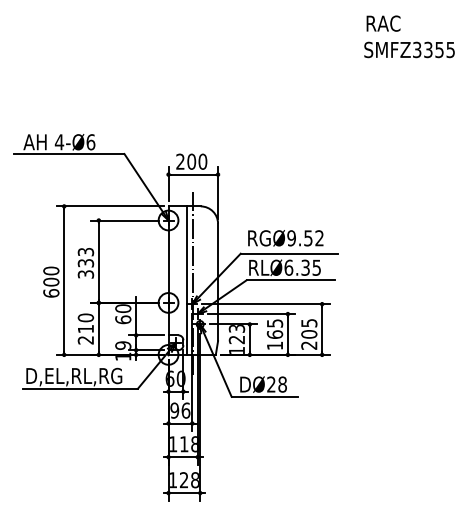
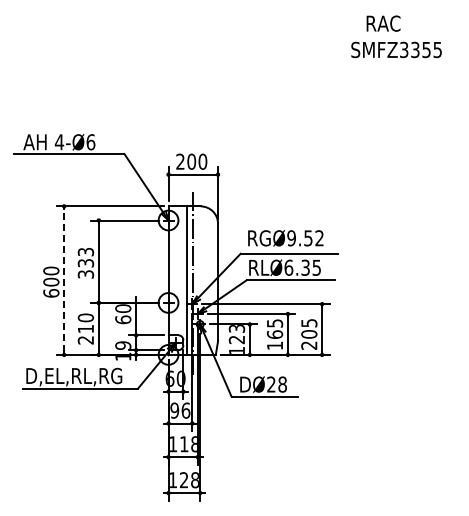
text position: (409, 49) -> (396, 49) (396, 49)
line: solid -> dashed (64, 280)
